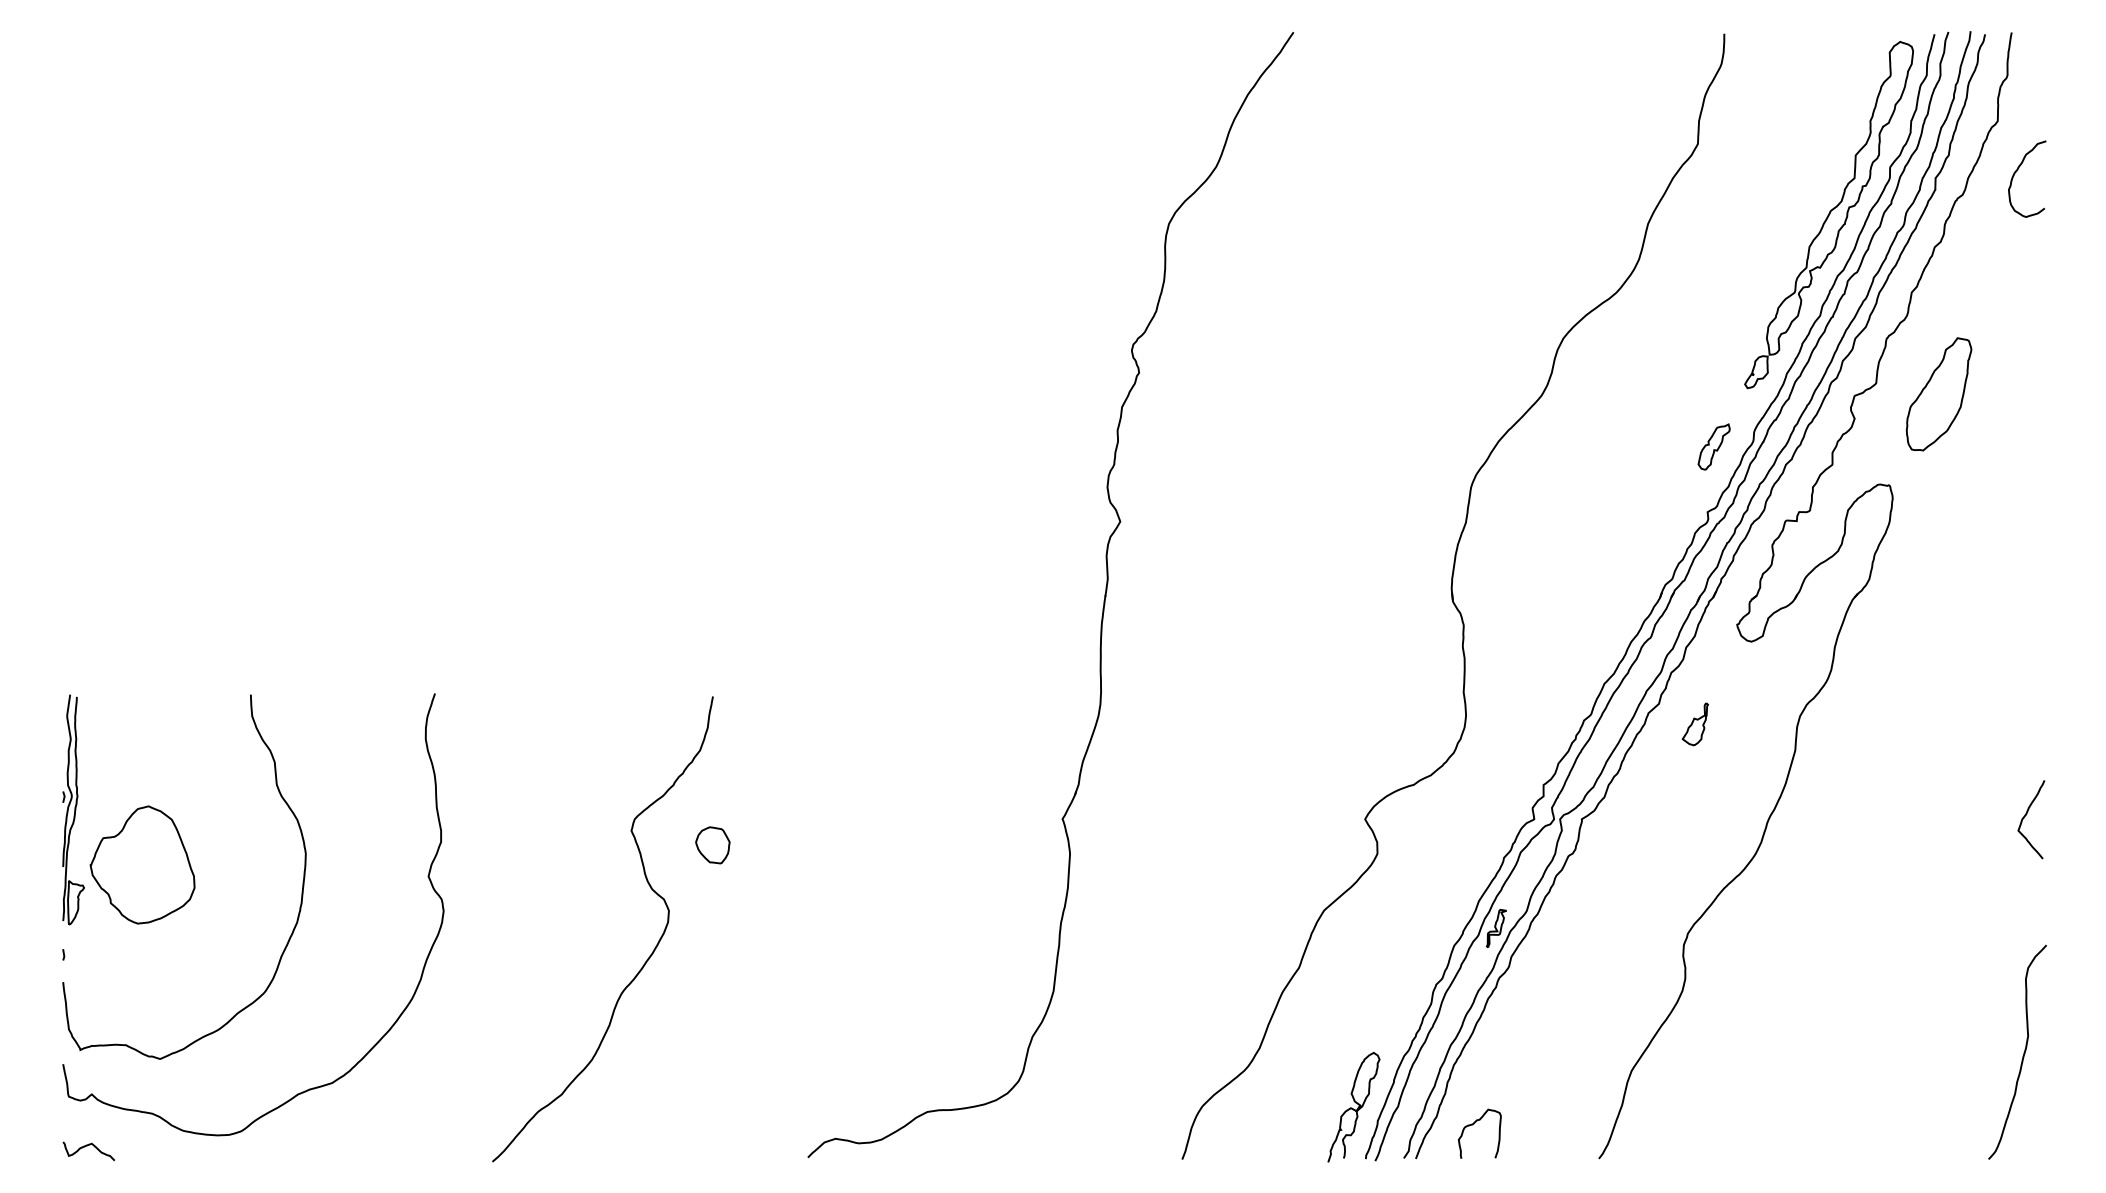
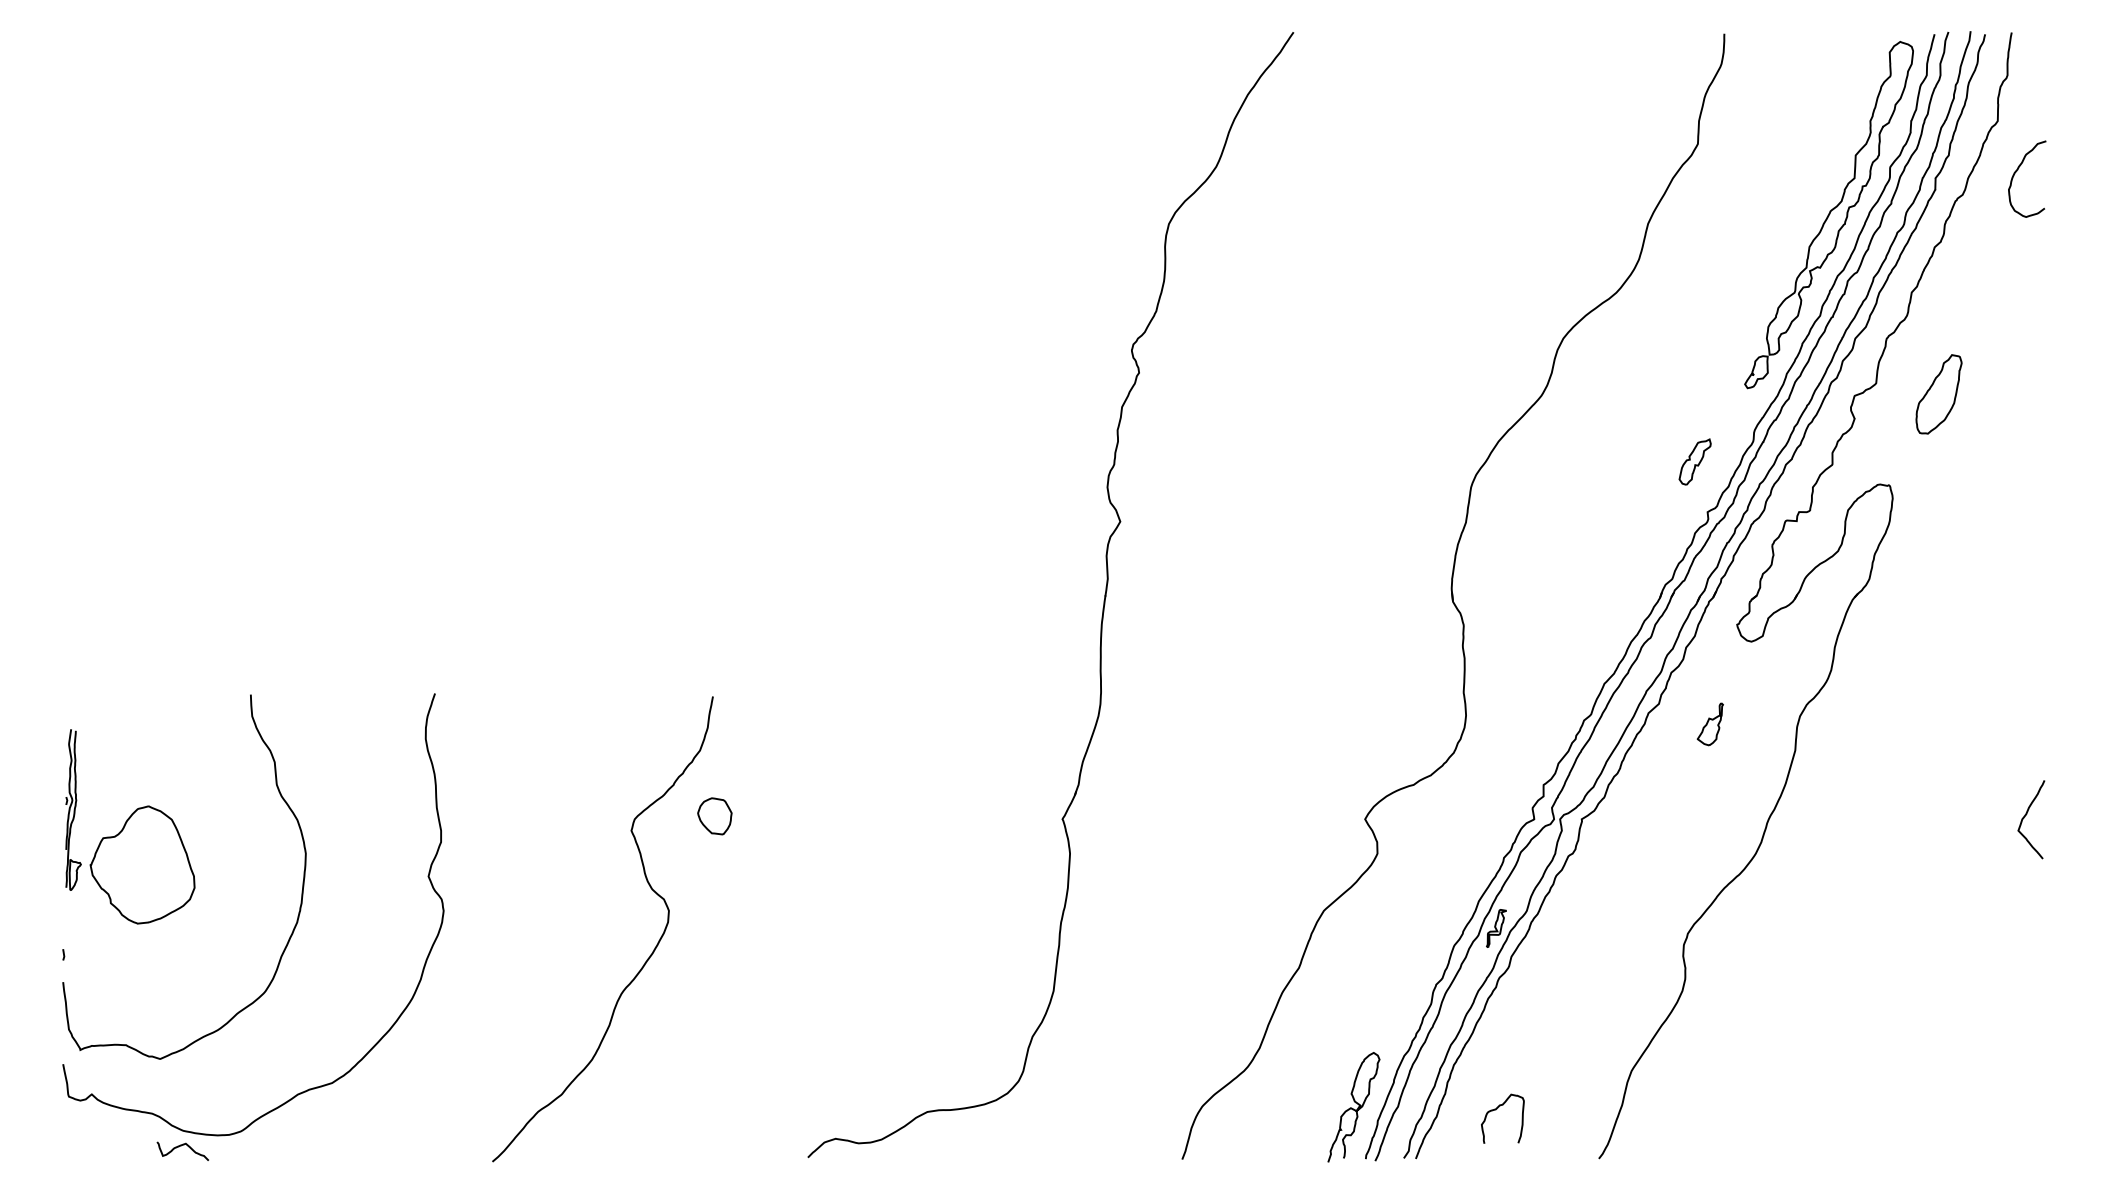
part size: 68x115 px -> 48x81 px (1938, 394)
part position: (1713, 446) -> (1694, 461) (1694, 461)
part position: (1694, 724) -> (1709, 724) (1709, 724)
part size: 23x232 px -> 17x162 px (73, 809)
part position: (712, 845) -> (714, 816) (714, 816)
curve: present -> none (2023, 1052)
curve position: (1473, 1125) -> (1496, 1110) (1496, 1110)
curve position: (87, 1146) -> (181, 1146) (181, 1146)
